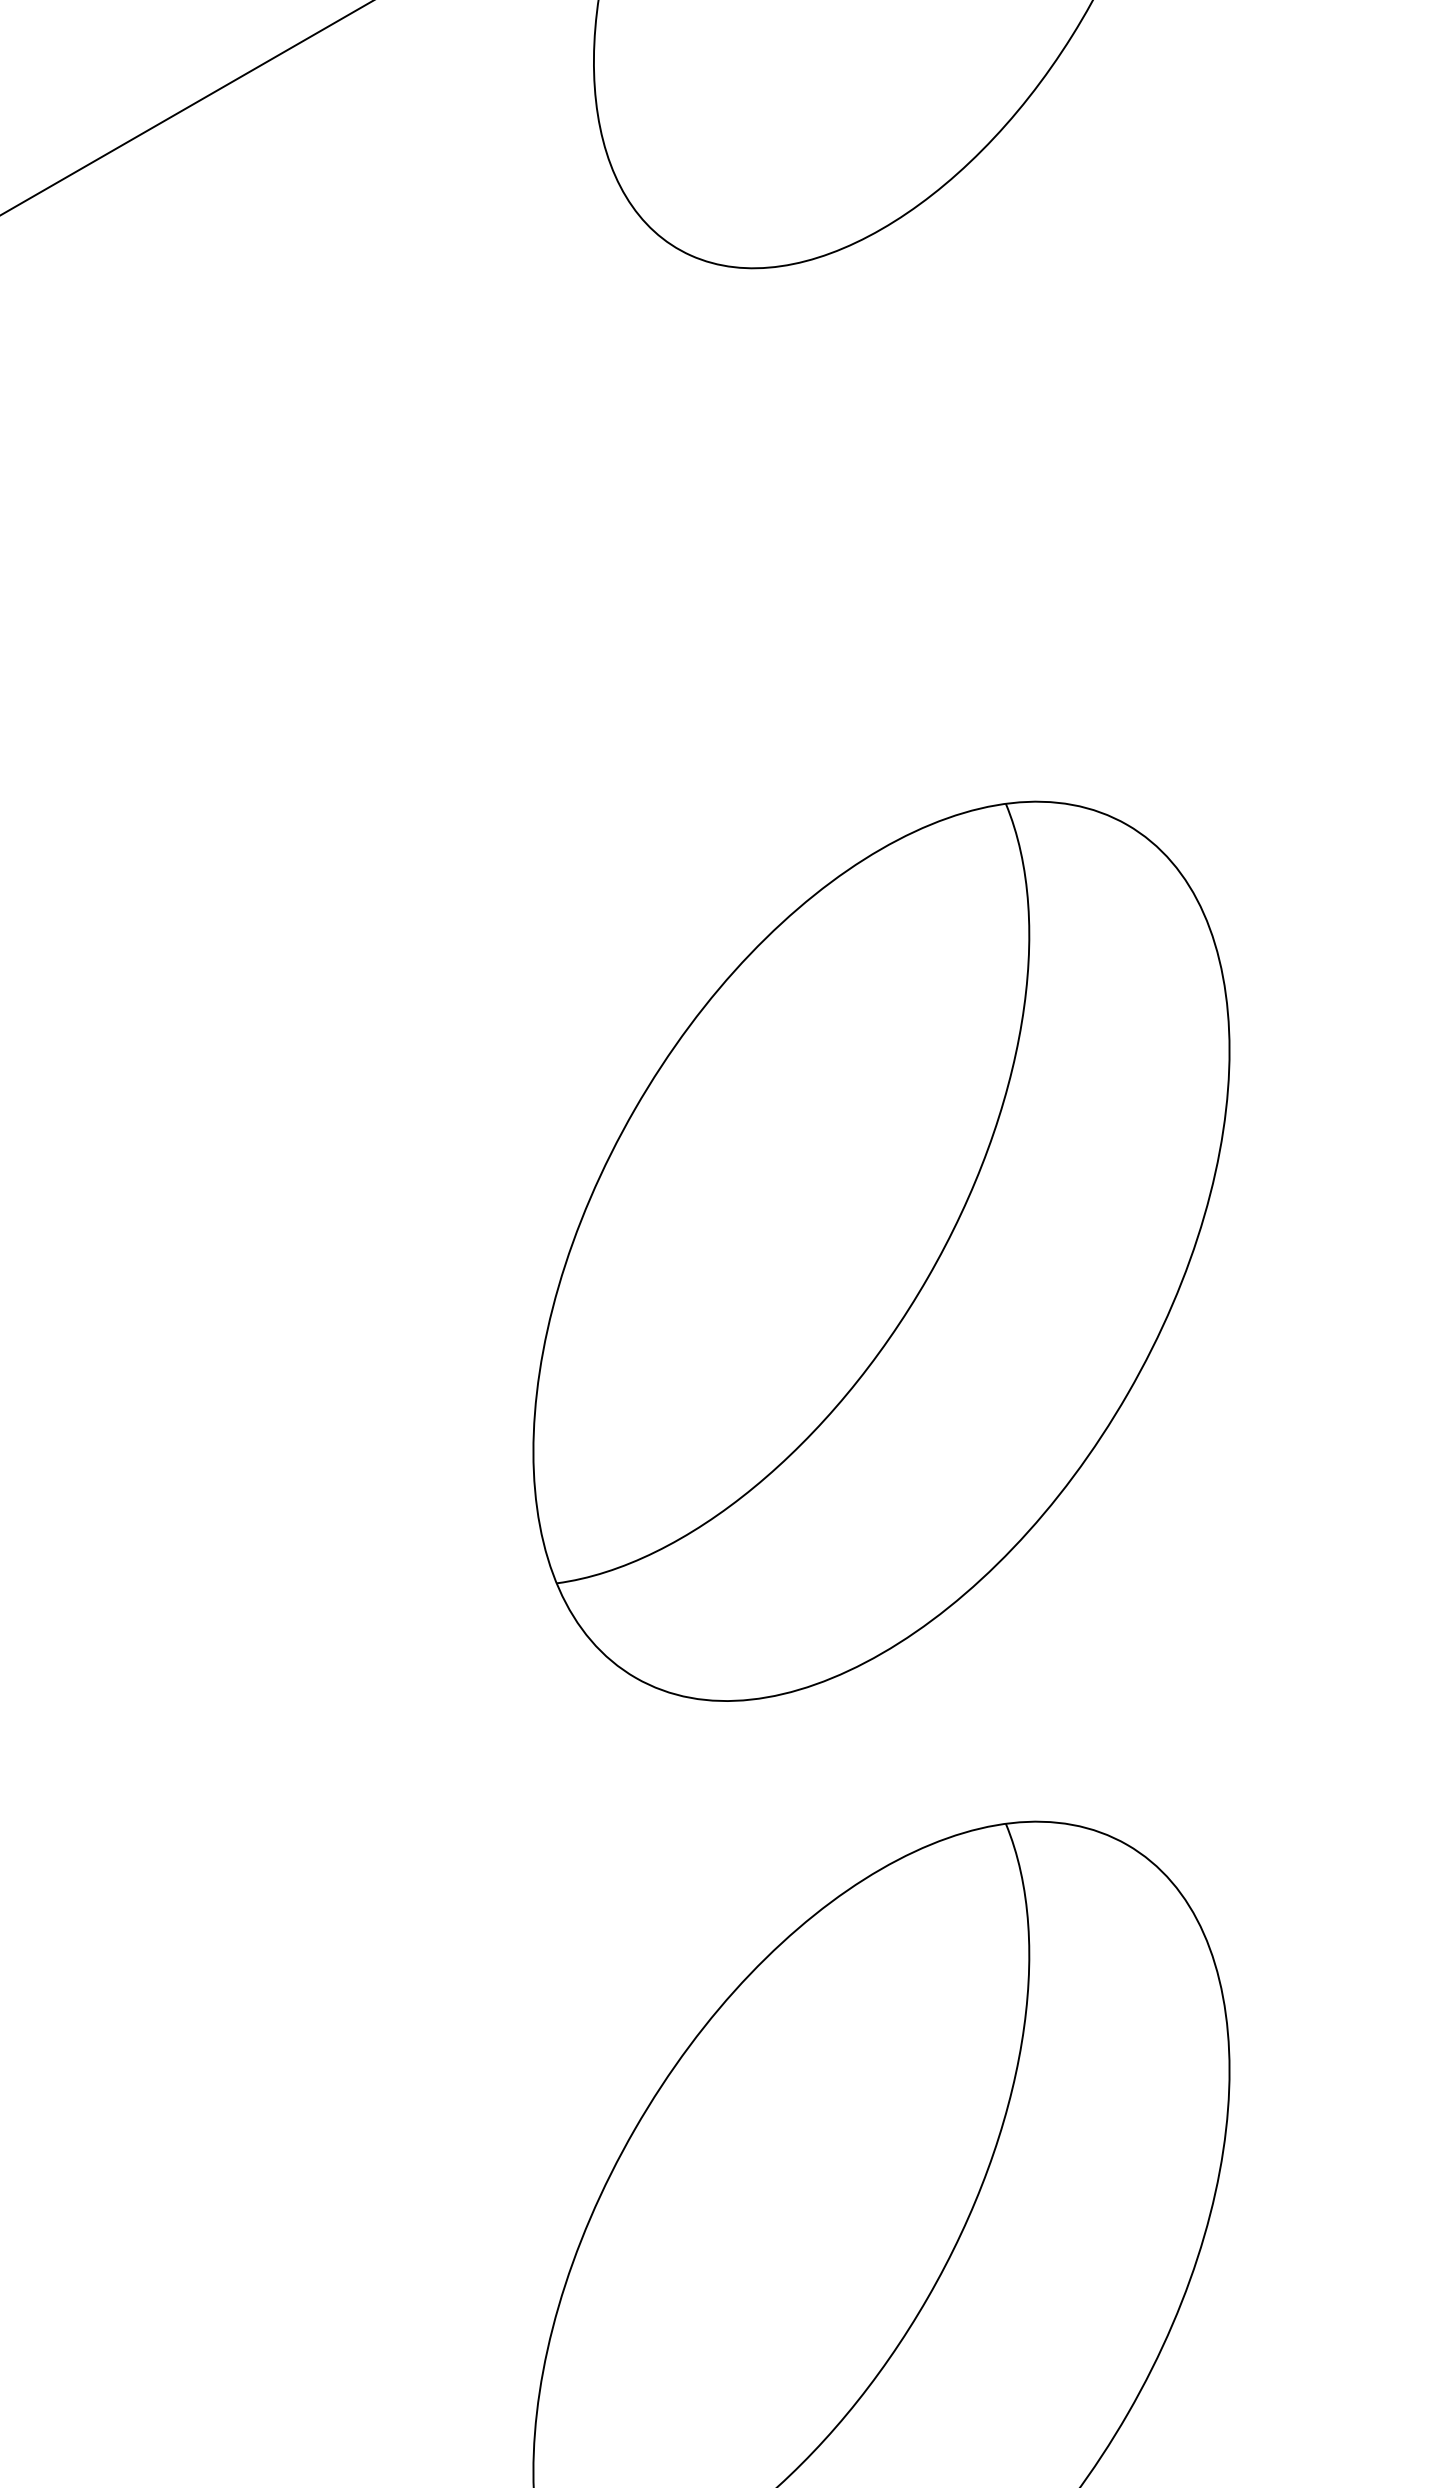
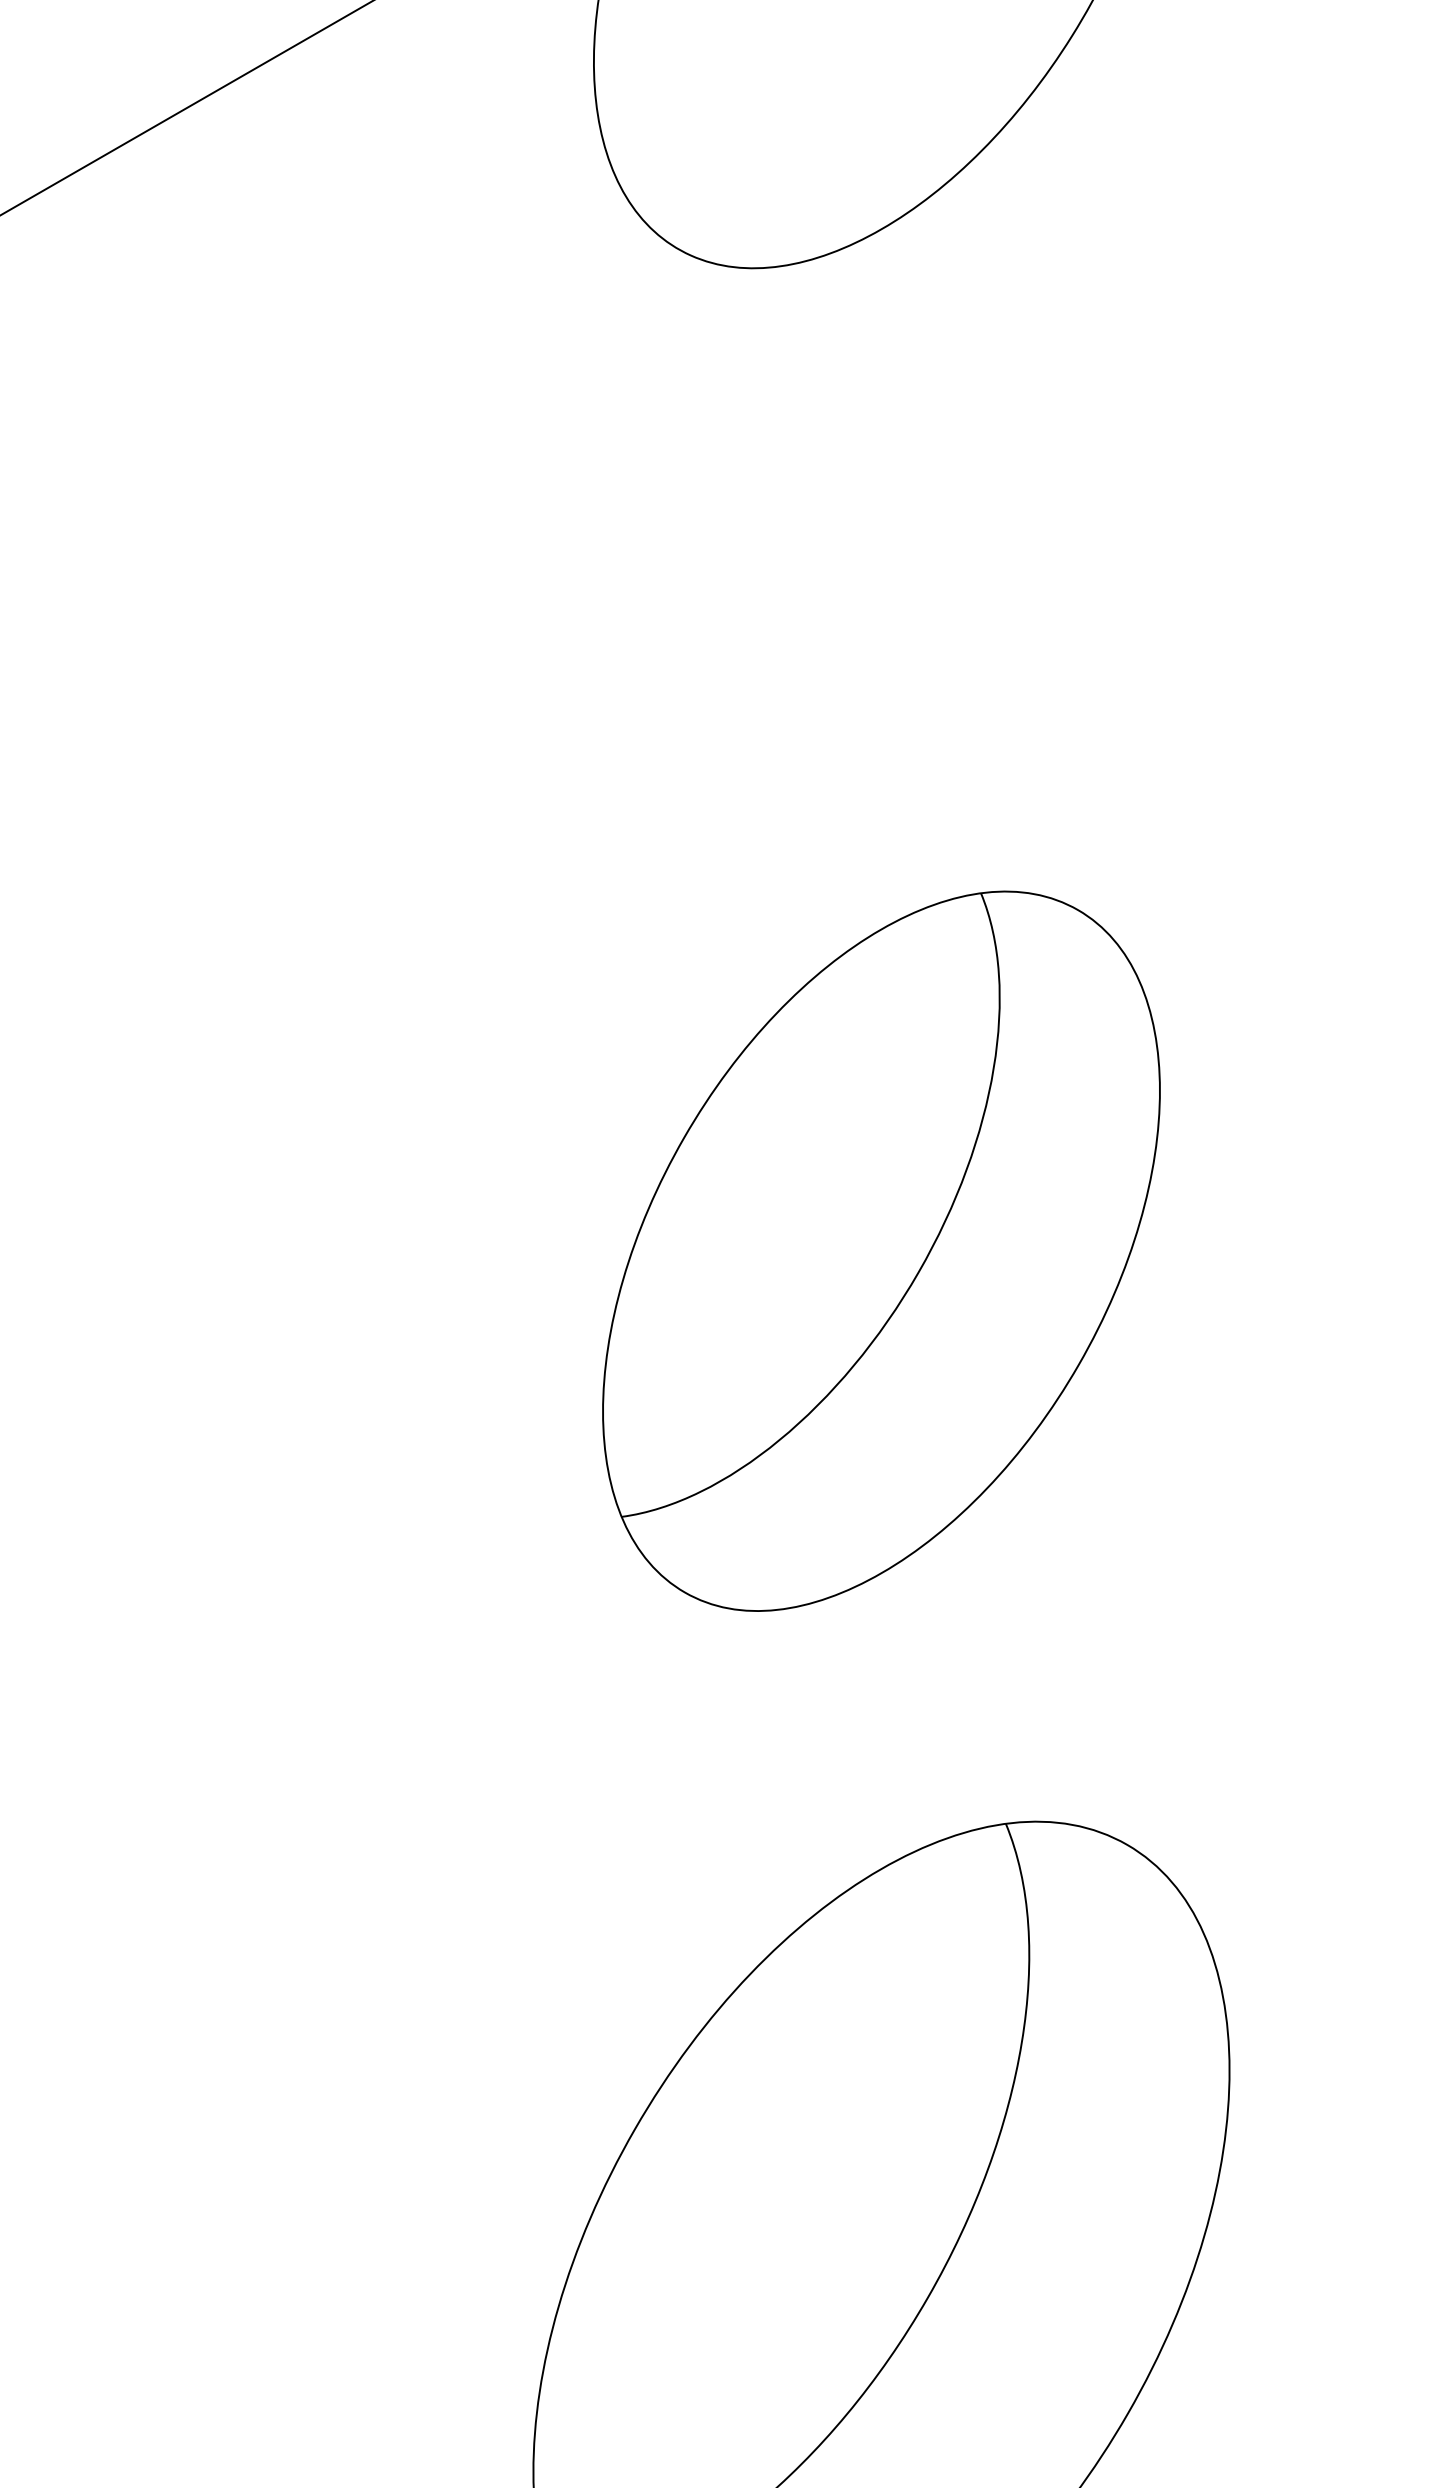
part size: 699x902 px -> 559x722 px (881, 1250)
